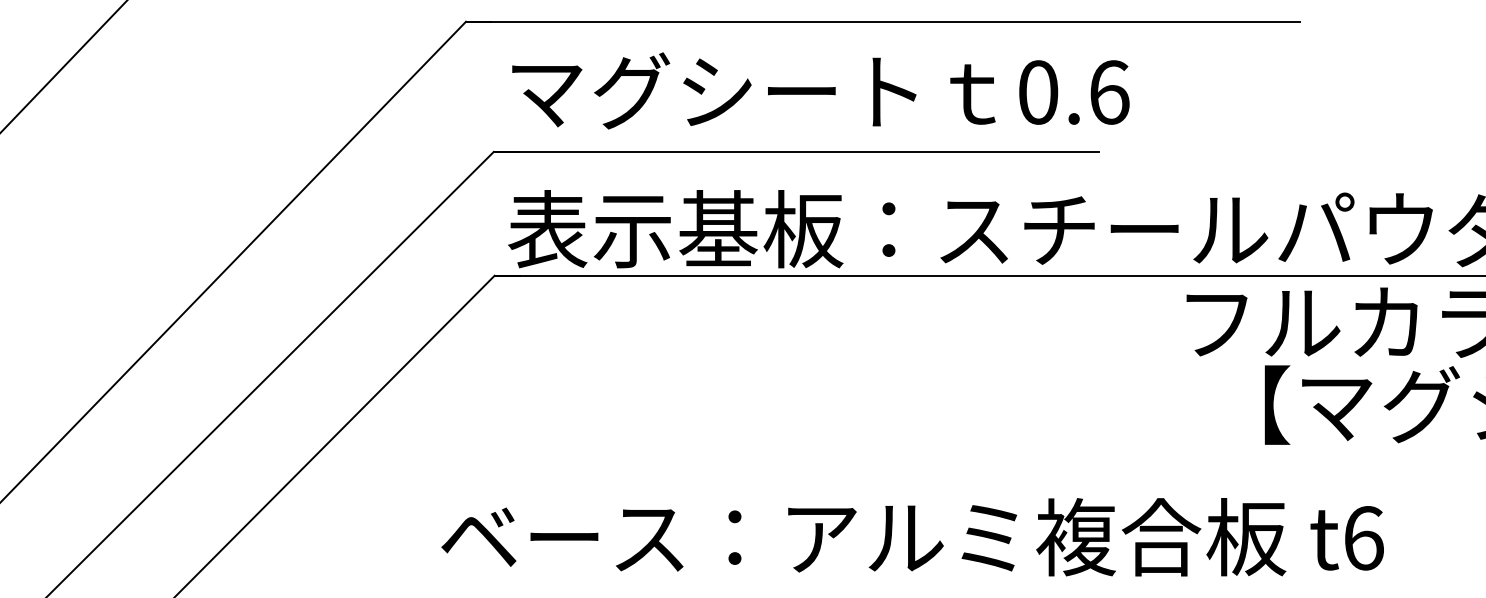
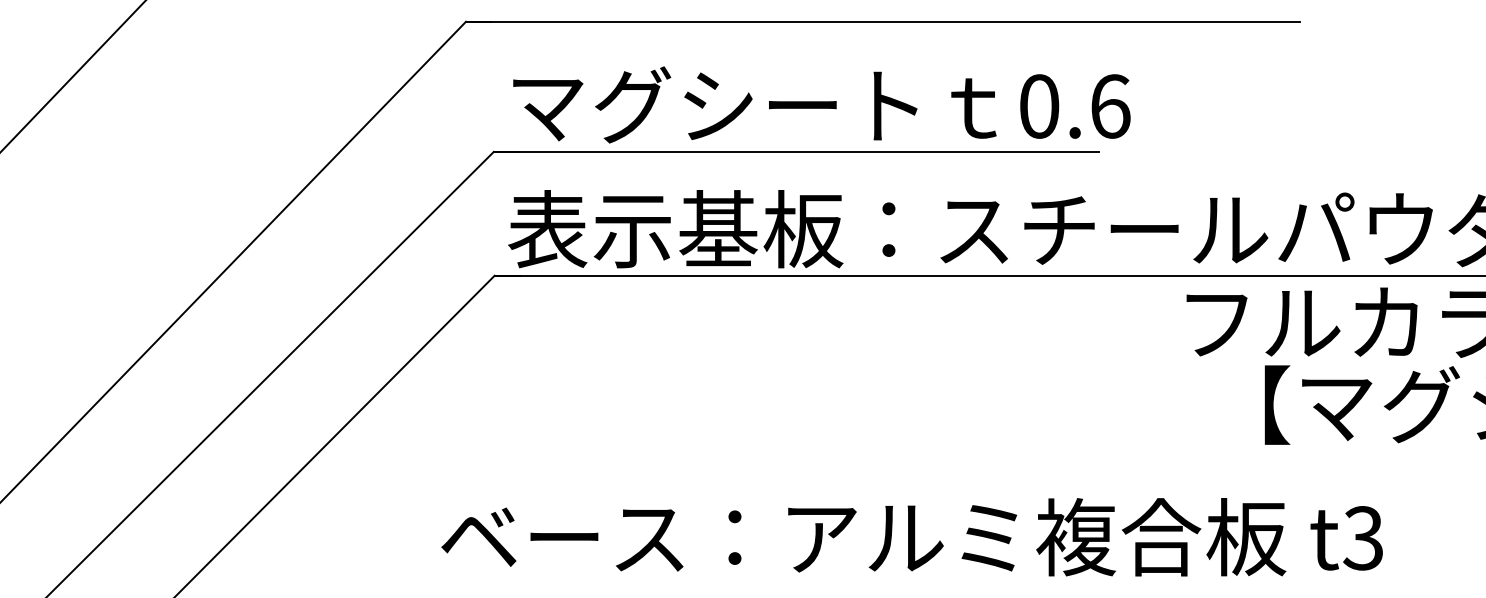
line position: (63, 66) -> (73, 76) (73, 76)
text position: (820, 90) -> (821, 104) (821, 104)
text: t6 -> t3 (1363, 538)
